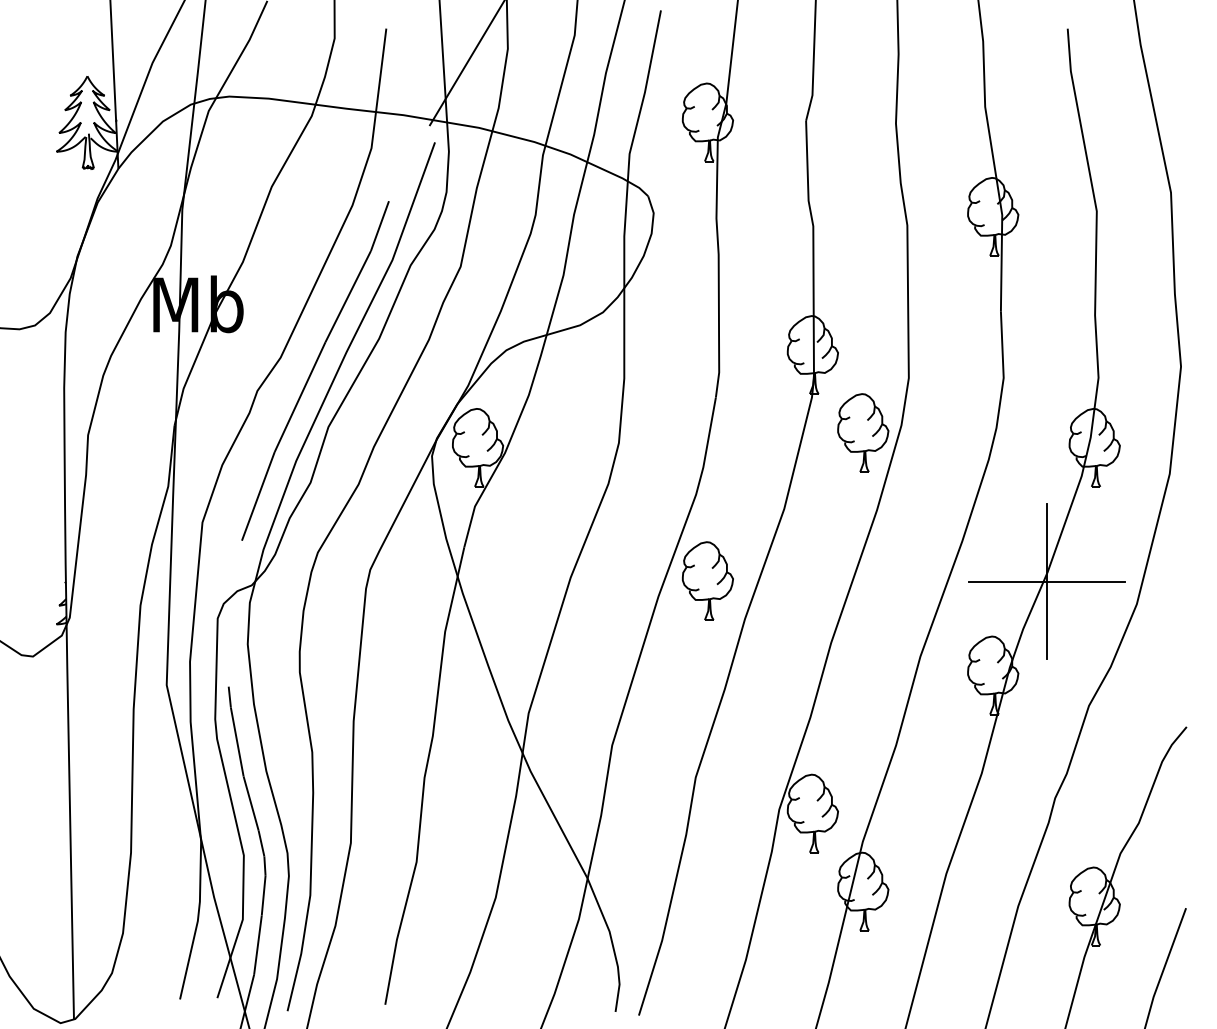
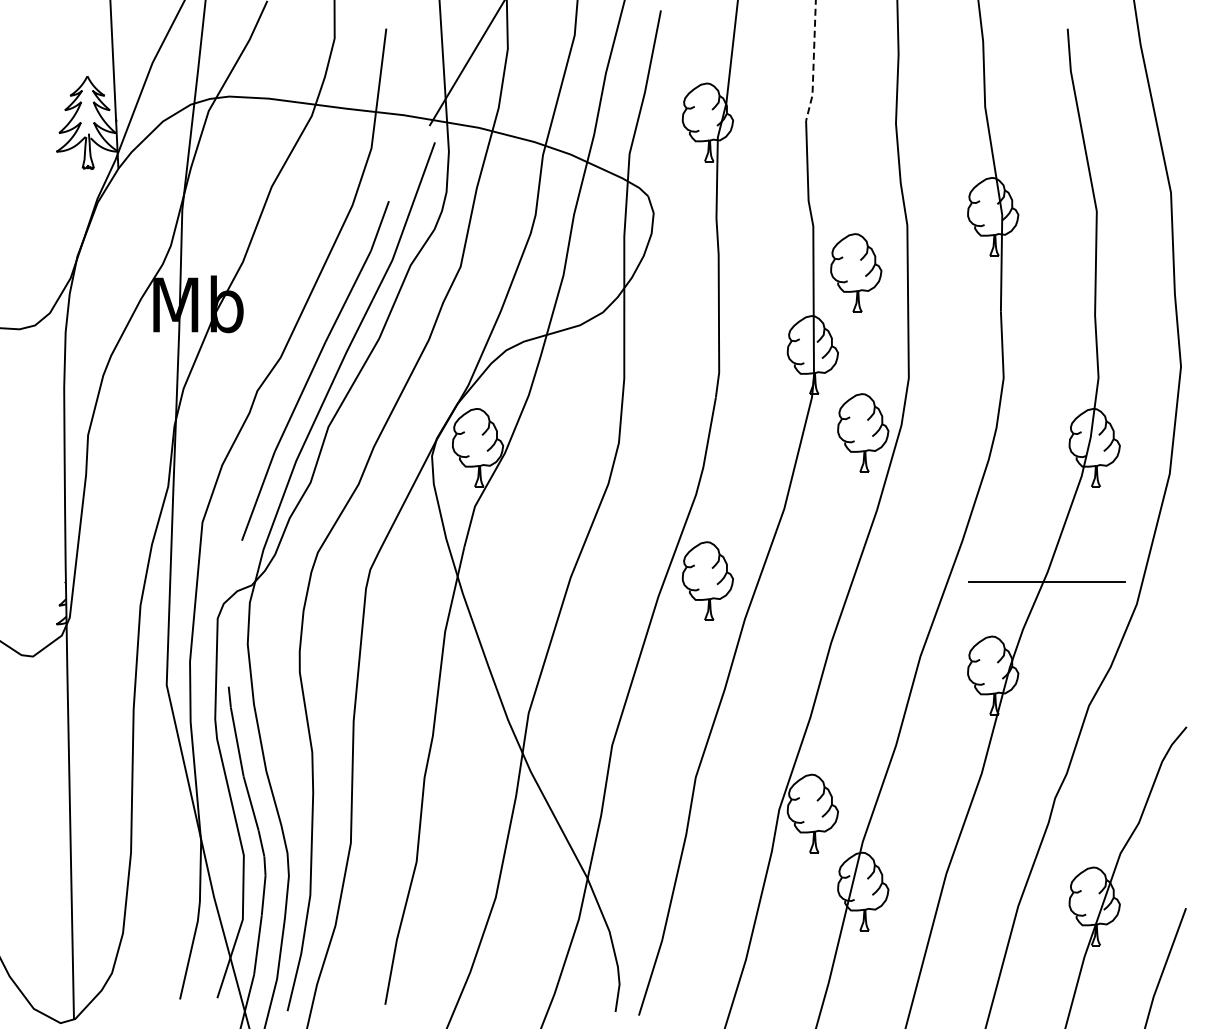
line: solid -> dashed (813, 62)
part: none -> present (856, 272)
line: present -> none (1047, 581)
